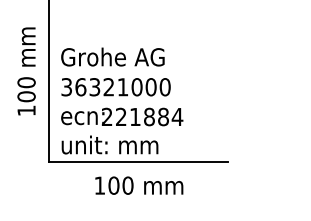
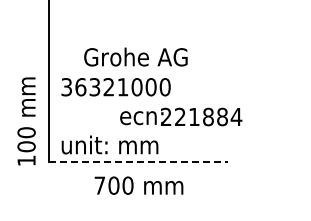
text position: (112, 56) -> (135, 56) (135, 56)
text position: (26, 71) -> (26, 121) (26, 121)
text position: (122, 116) -> (181, 116) (181, 116)
line: solid -> dashed (138, 161)
text: 100 -> 700 (99, 185)
